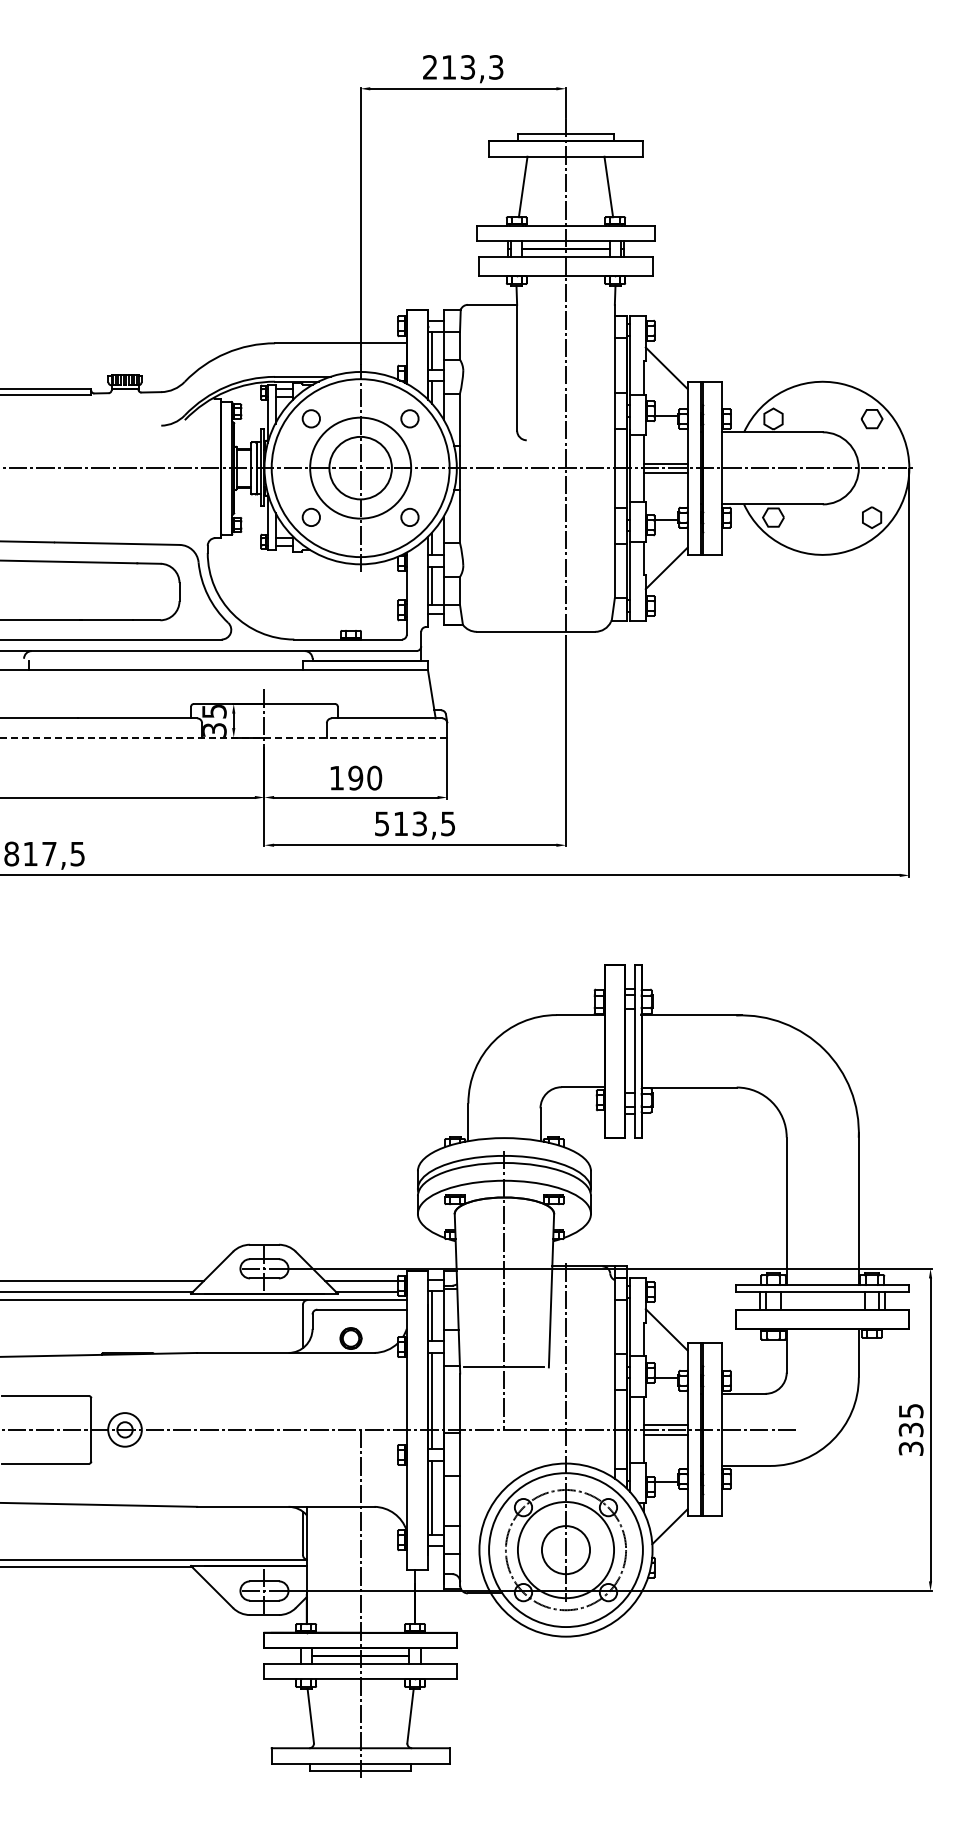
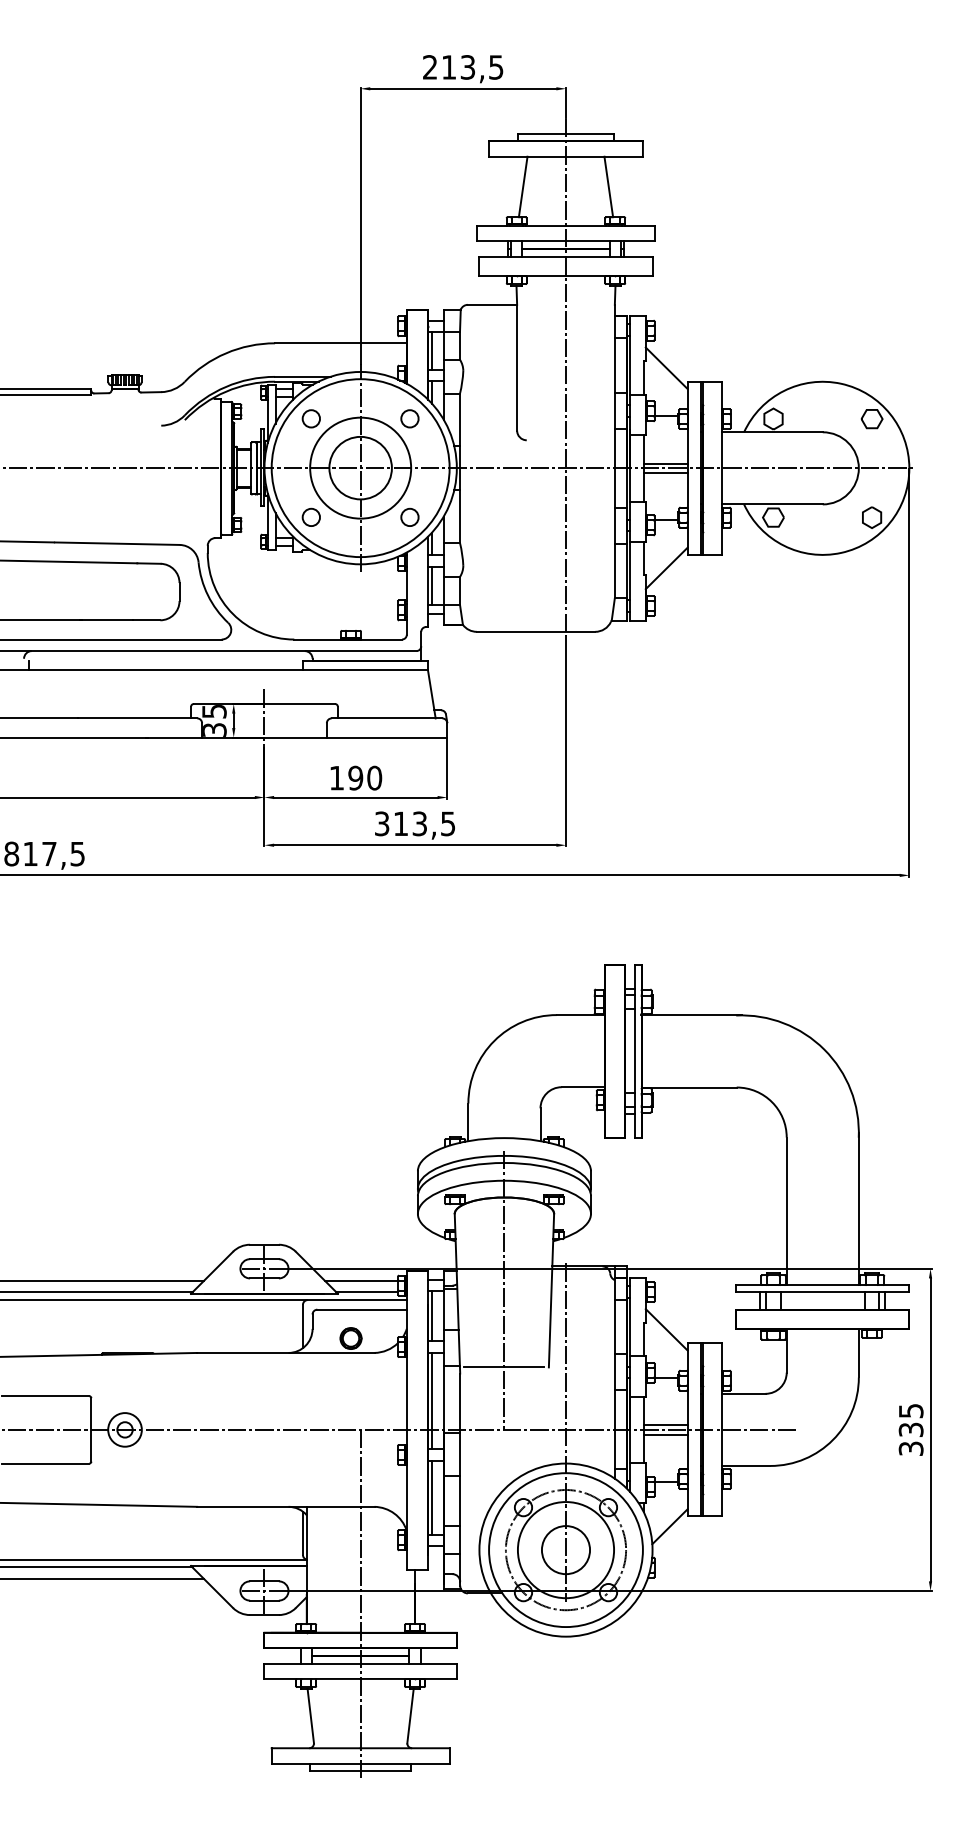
text: 213,3 -> 213,5 (496, 67)
line: dashed -> solid (223, 737)
text: 513,5 -> 313,5 (382, 823)
line: none -> present (103, 1578)
